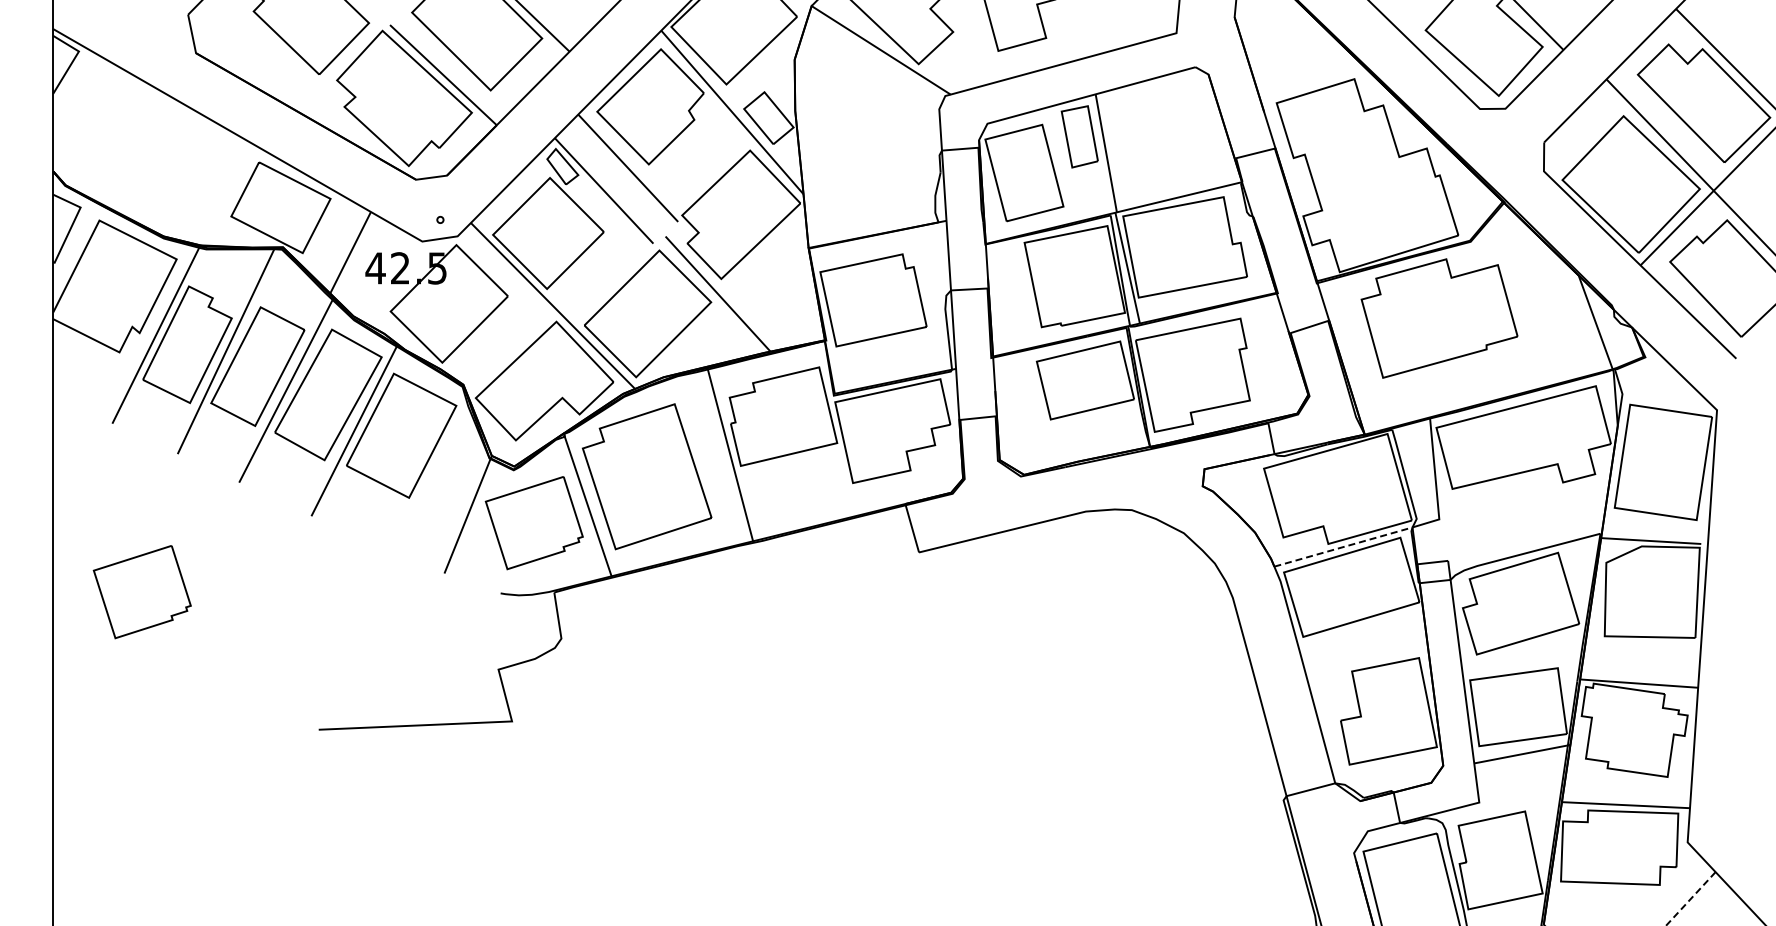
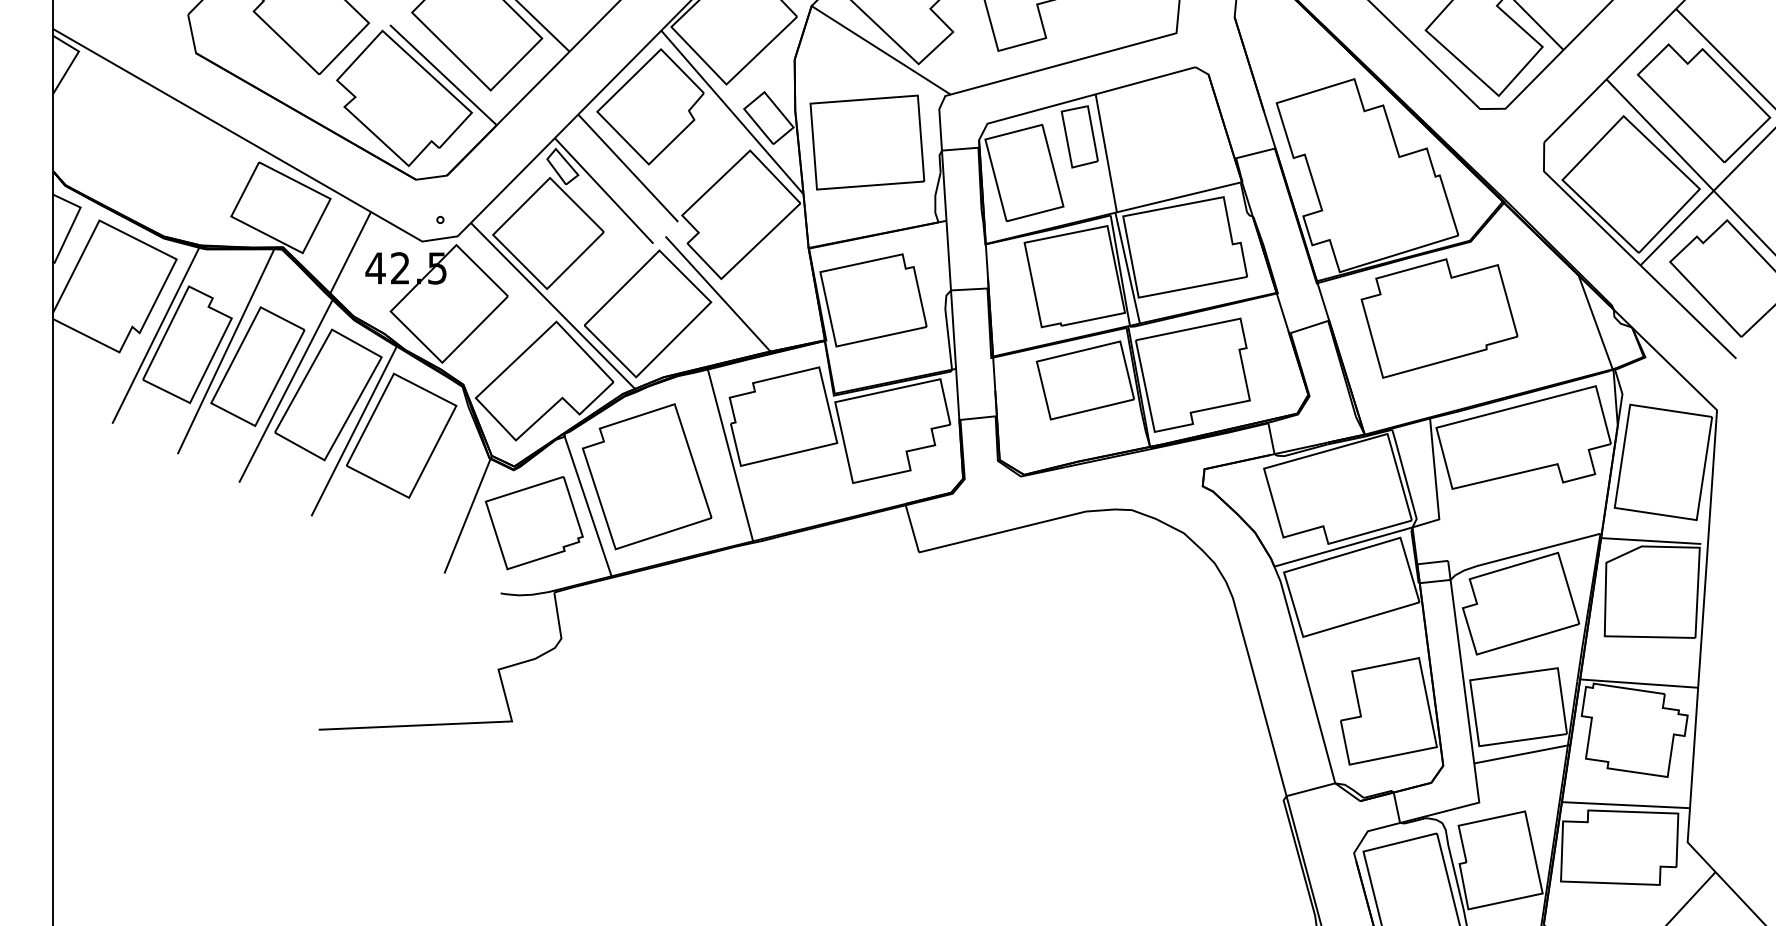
part: none -> present (867, 142)
line: dashed -> solid (1343, 547)
part: present -> none (141, 592)
line: dashed -> solid (1690, 899)
